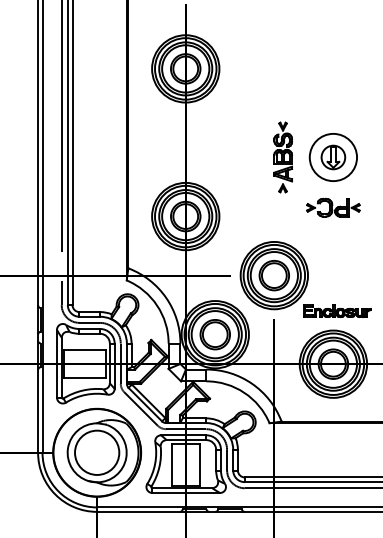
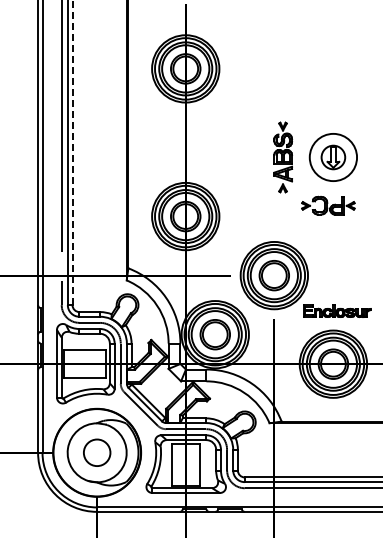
line: solid -> dashed (72, 152)
part position: (333, 207) -> (328, 205) (328, 205)
circle diameter: 44 px -> 27 px (96, 452)
